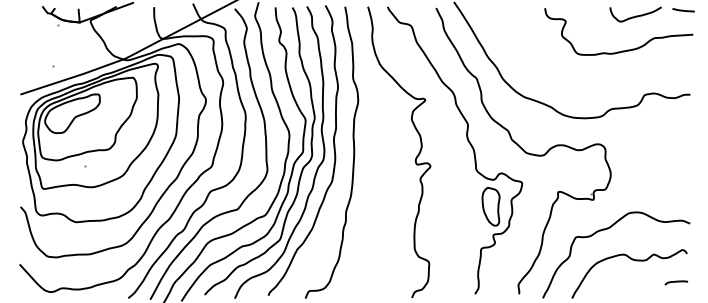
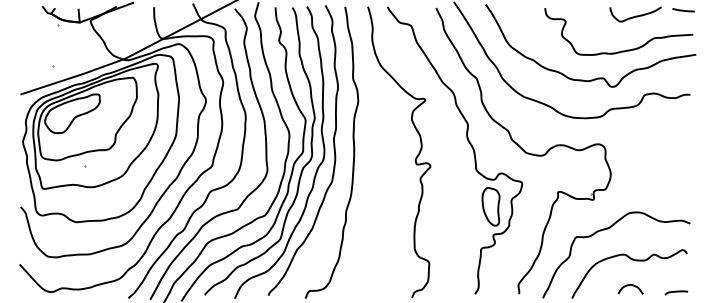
curve: none -> present (597, 77)
curve position: (676, 282) -> (676, 292) (676, 292)
curve: none -> present (628, 286)
